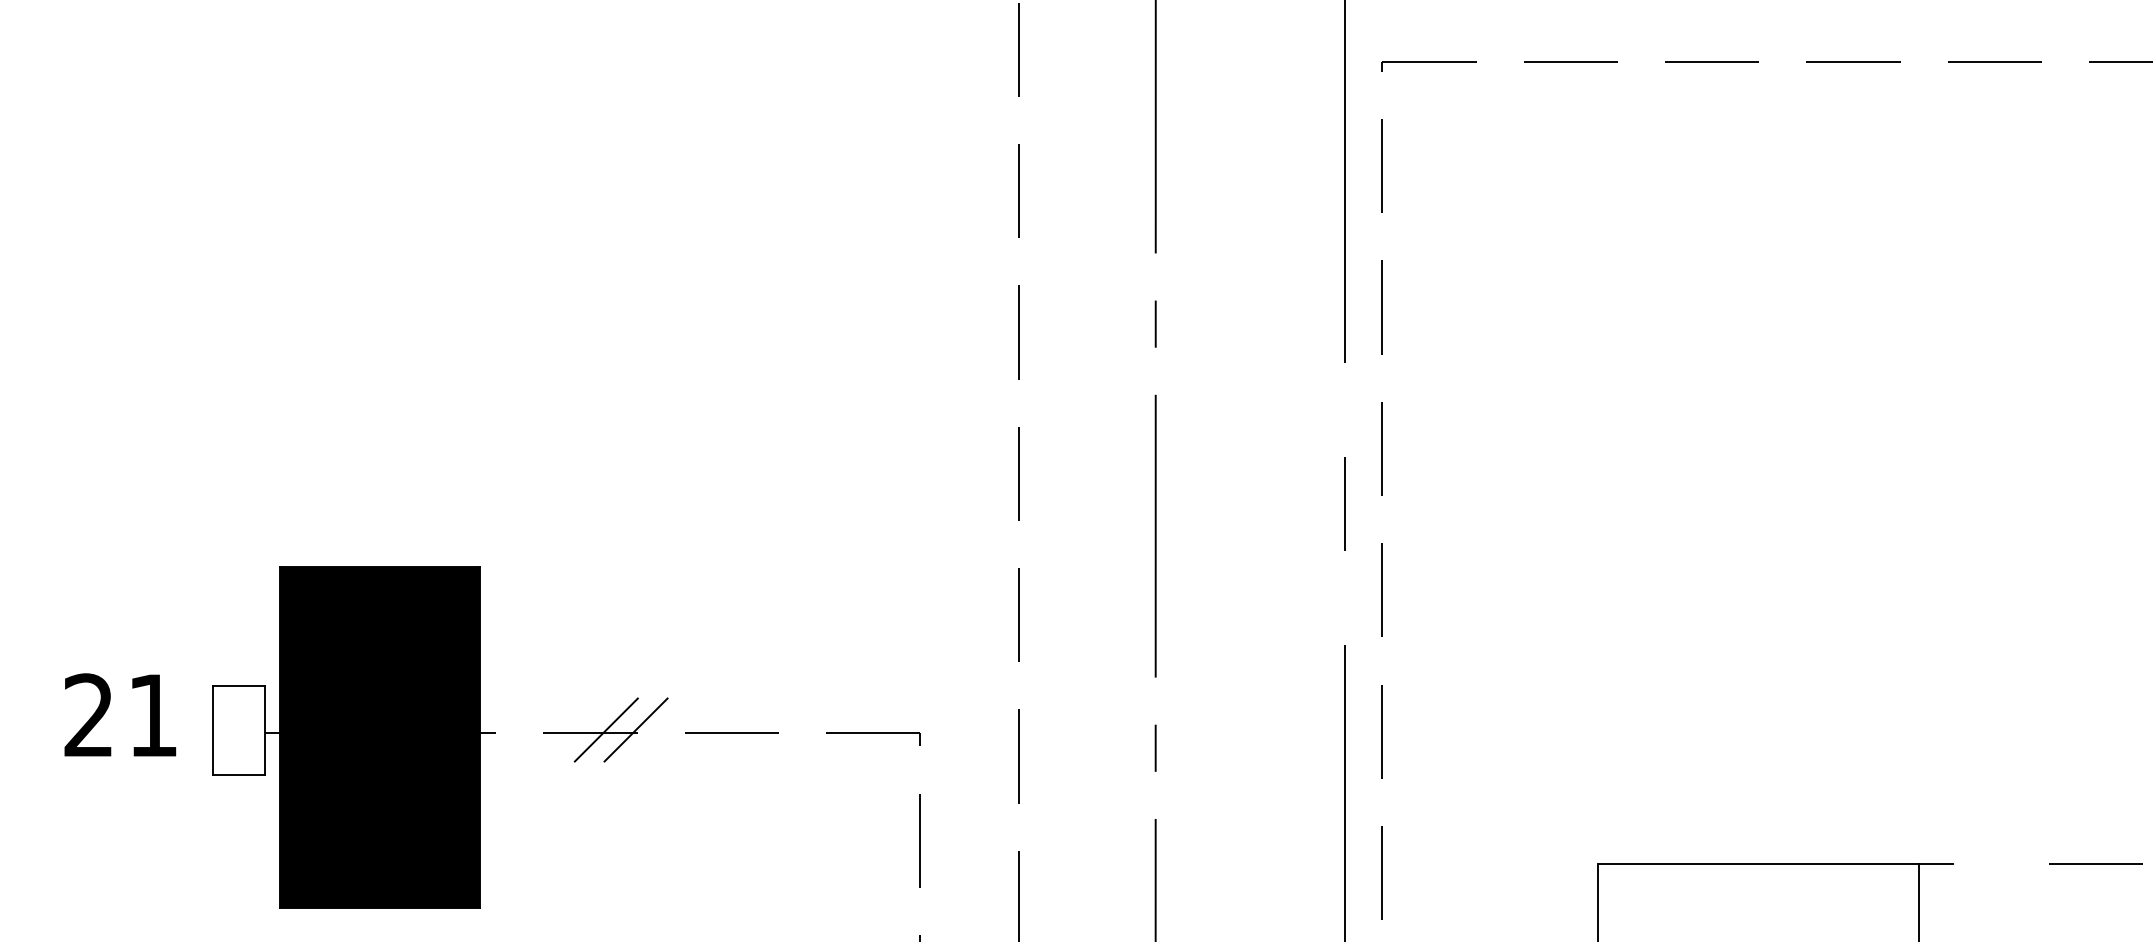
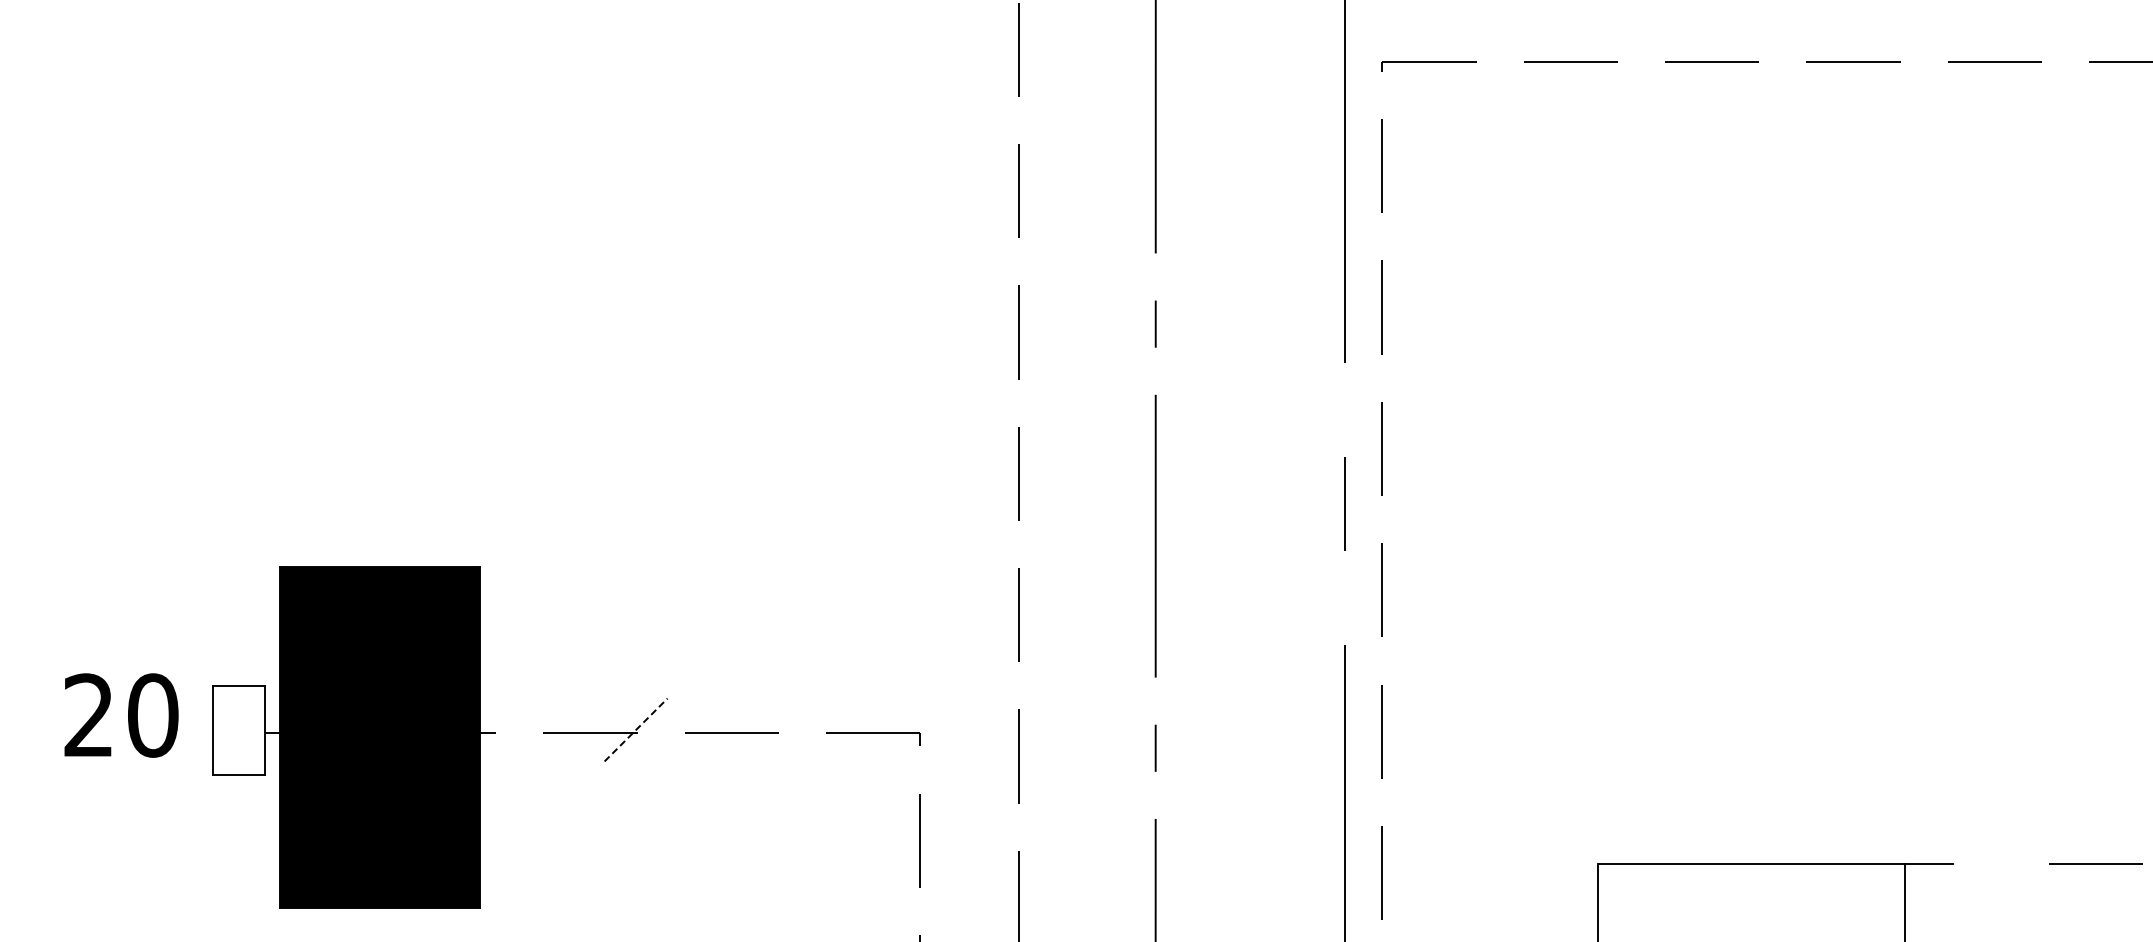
text: 21 -> 20 (153, 715)
line: present -> none (605, 729)
line: solid -> dashed (636, 730)
line position: (1919, 900) -> (1905, 900) (1905, 900)
